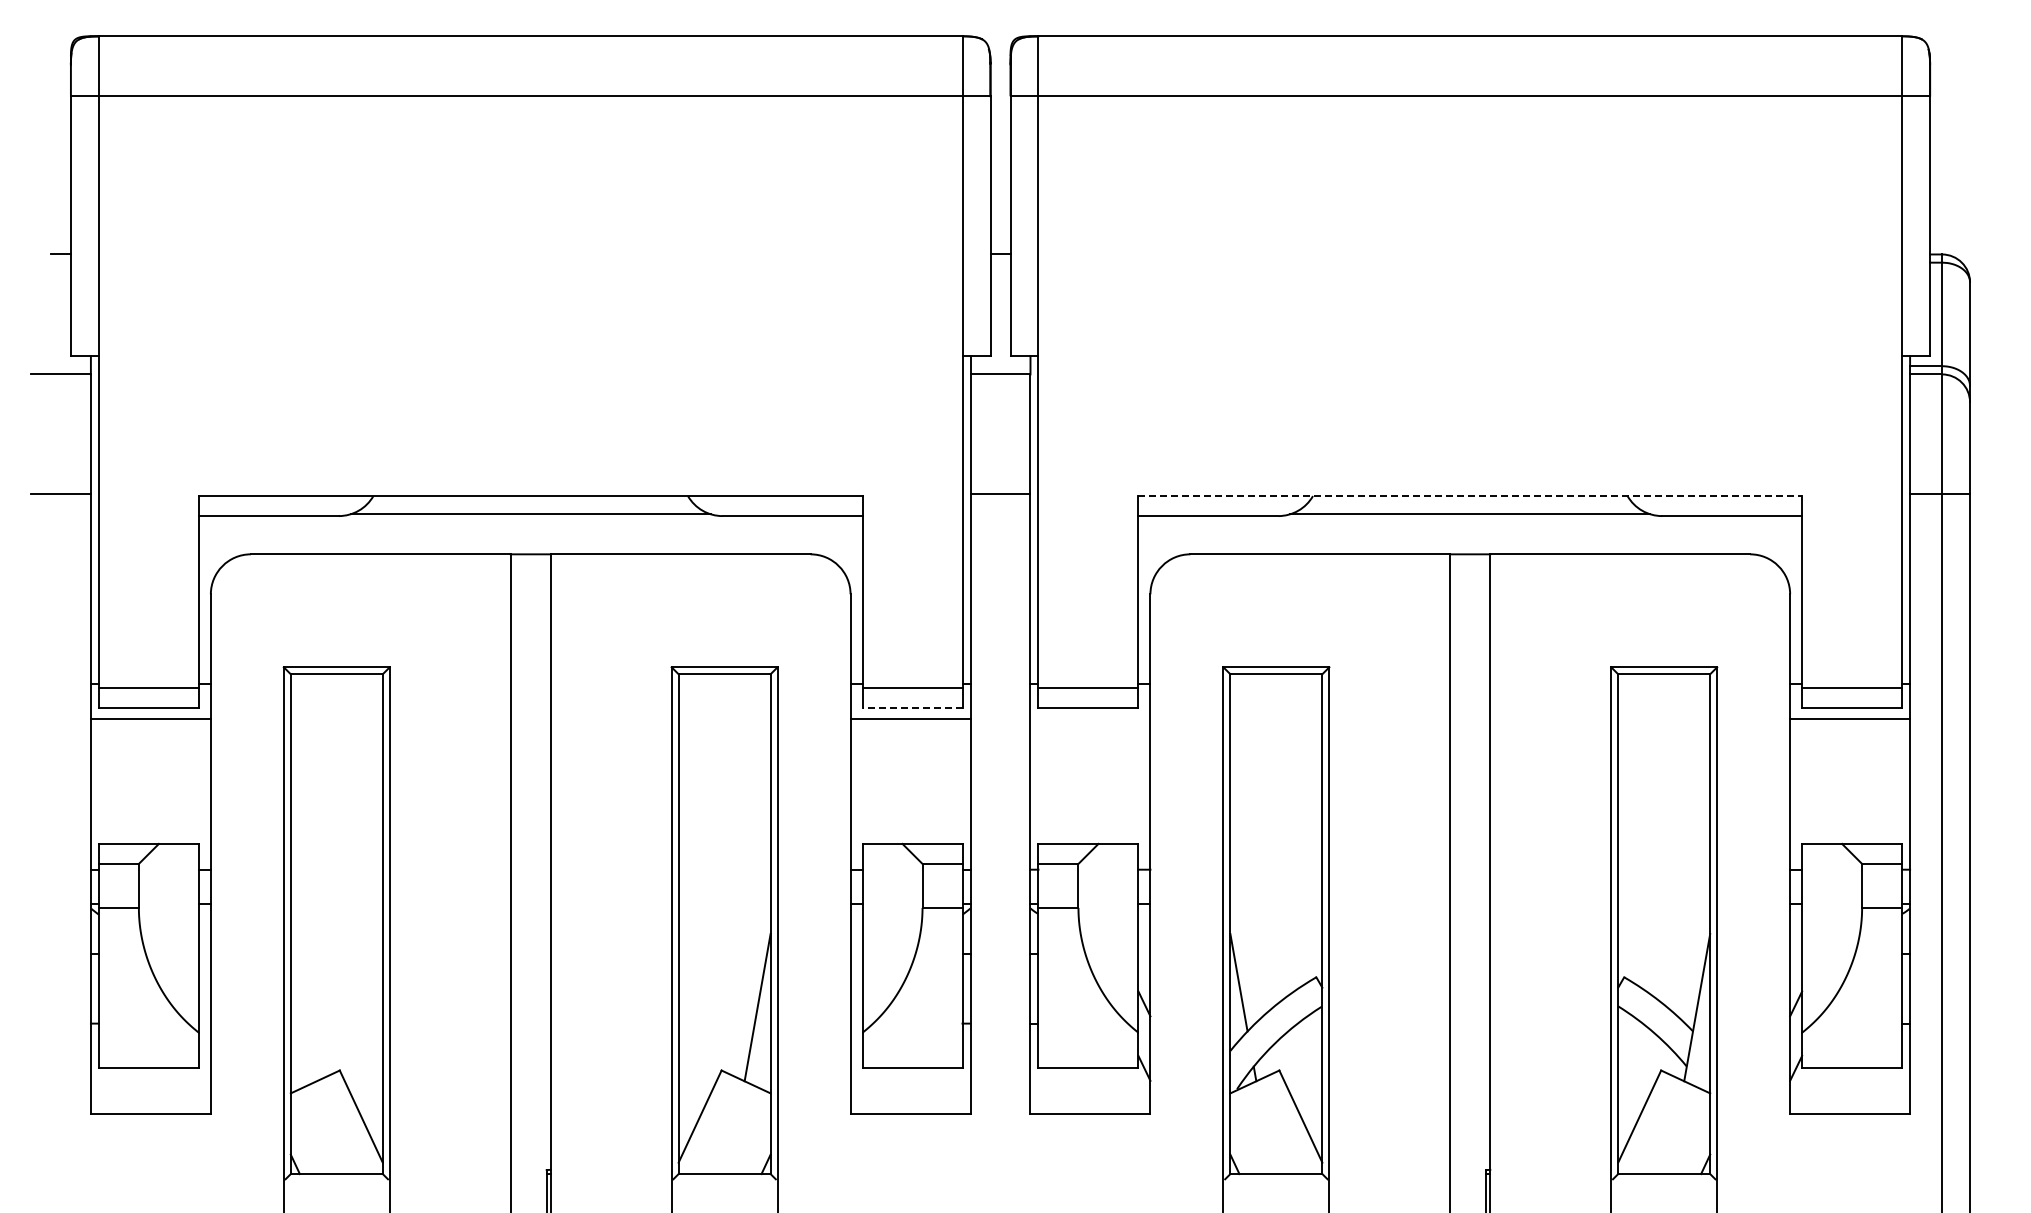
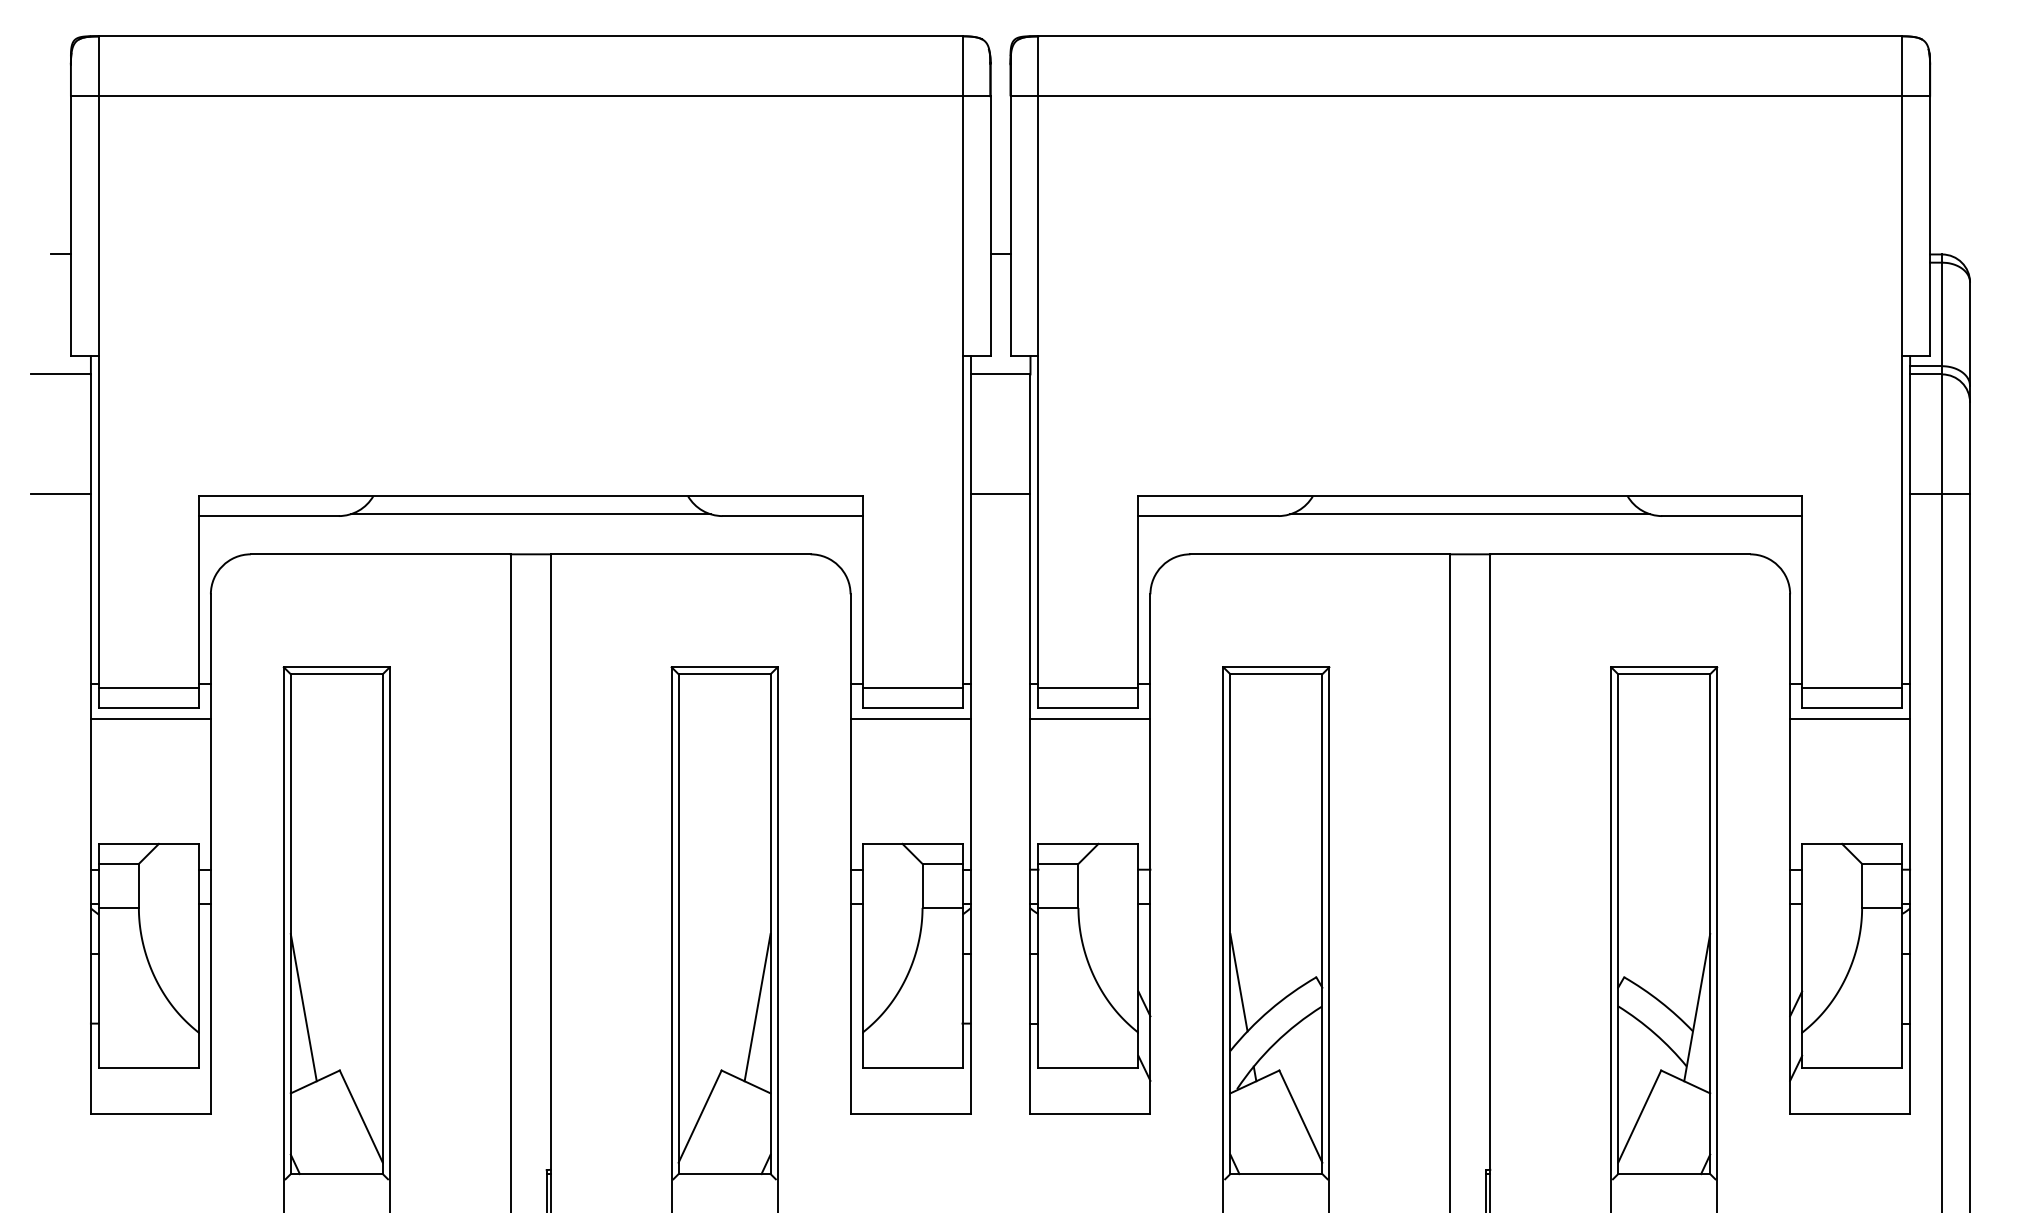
line: dashed -> solid (1470, 496)
line: dashed -> solid (912, 708)
line: none -> present (1090, 718)
line: none -> present (303, 1007)
